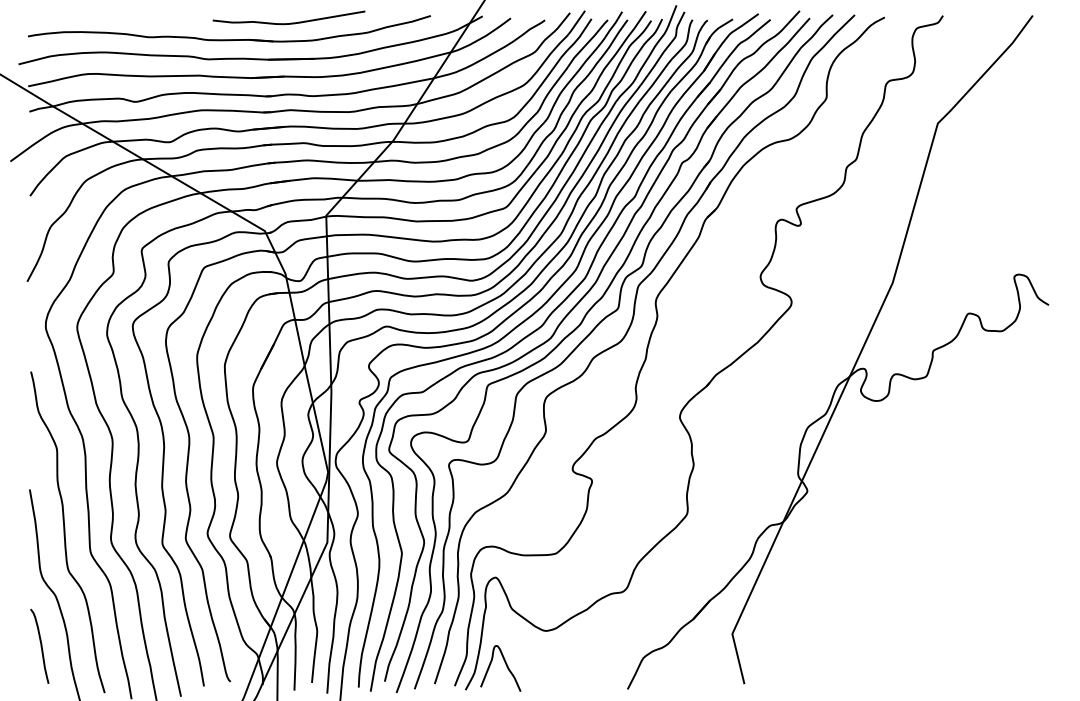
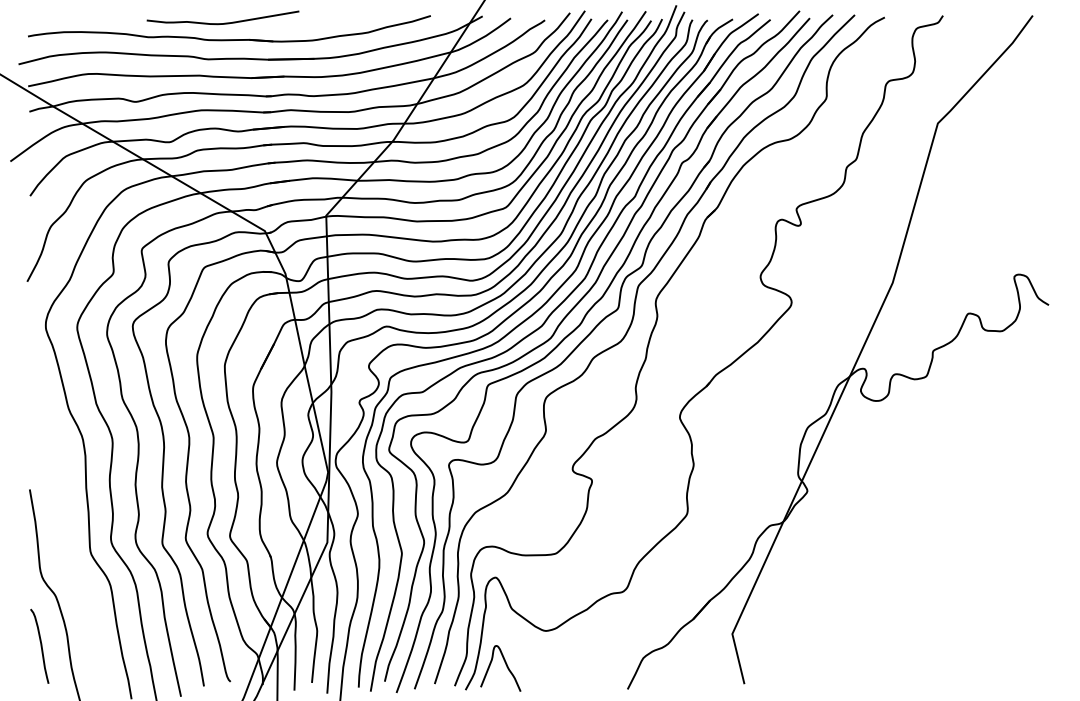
curve position: (290, 22) -> (224, 22) (224, 22)
curve: present -> none (65, 532)
